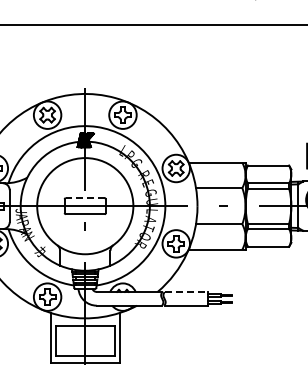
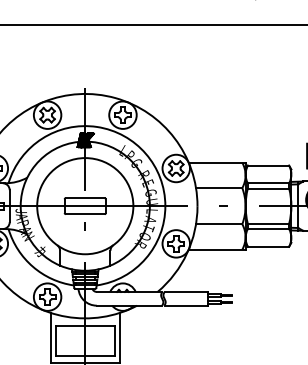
line: dashed -> solid (84, 198)
line: dashed -> solid (186, 291)
